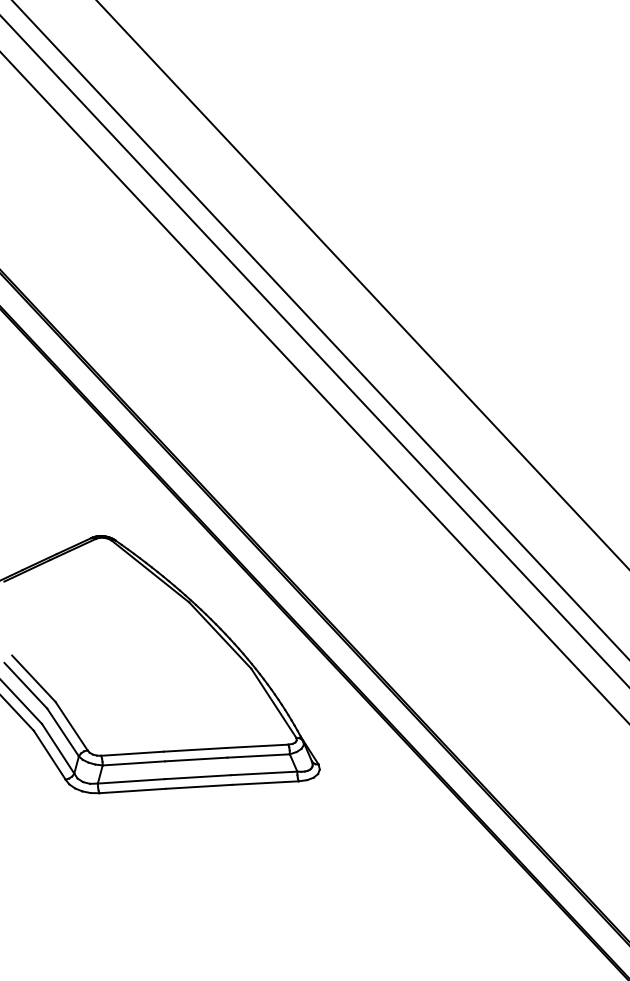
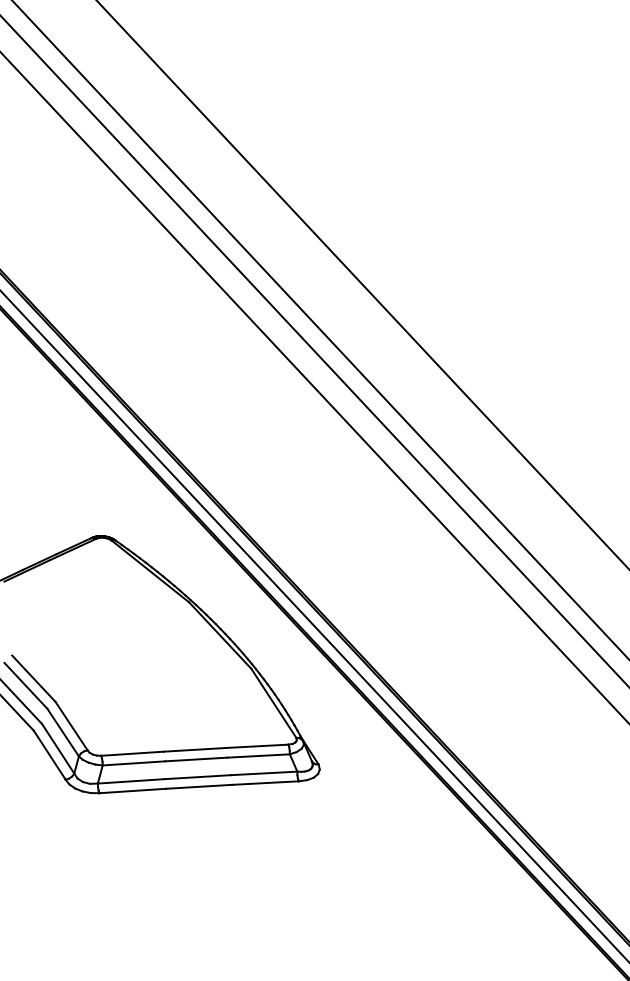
line: none -> present (314, 625)
